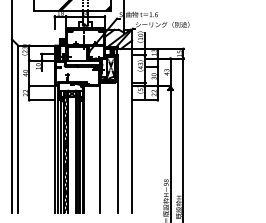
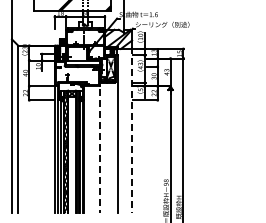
line: solid -> dashed (132, 130)
line: solid -> dashed (99, 140)
